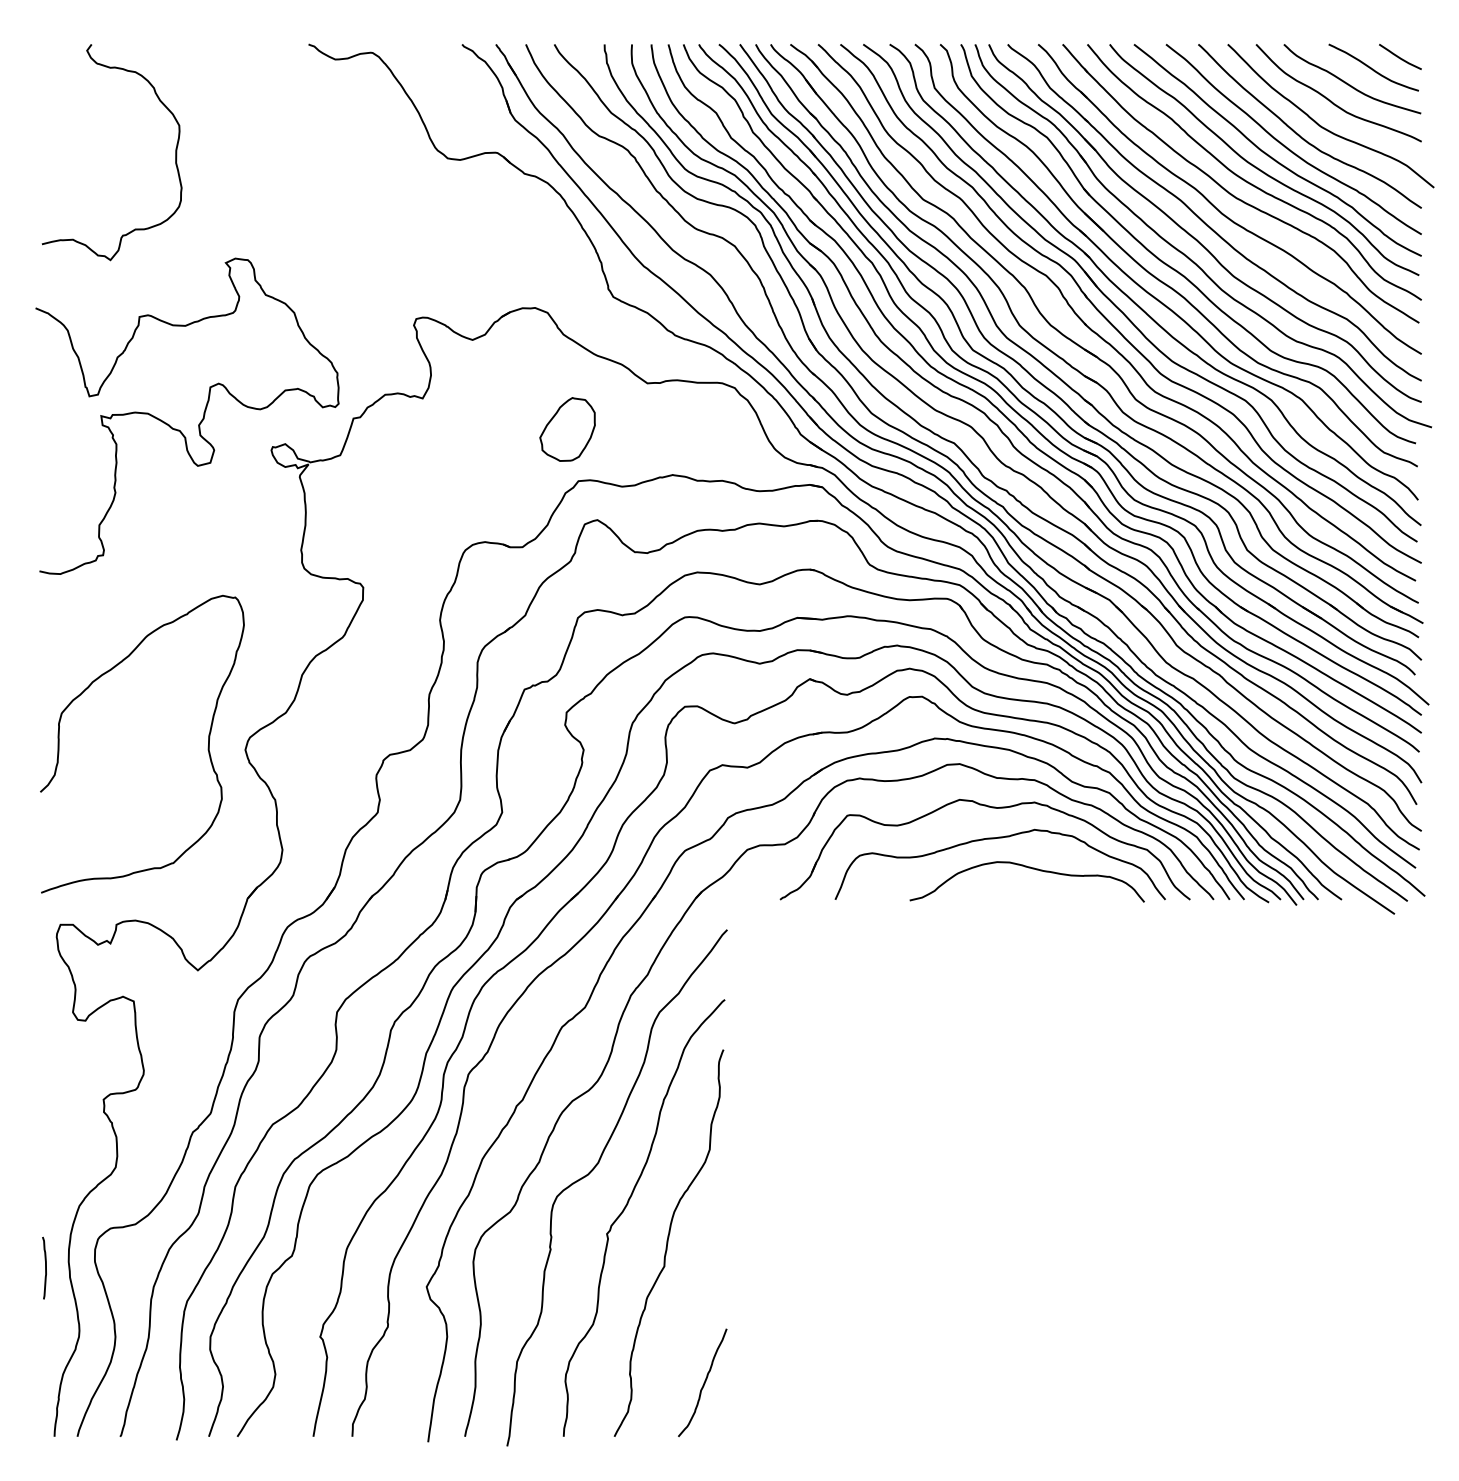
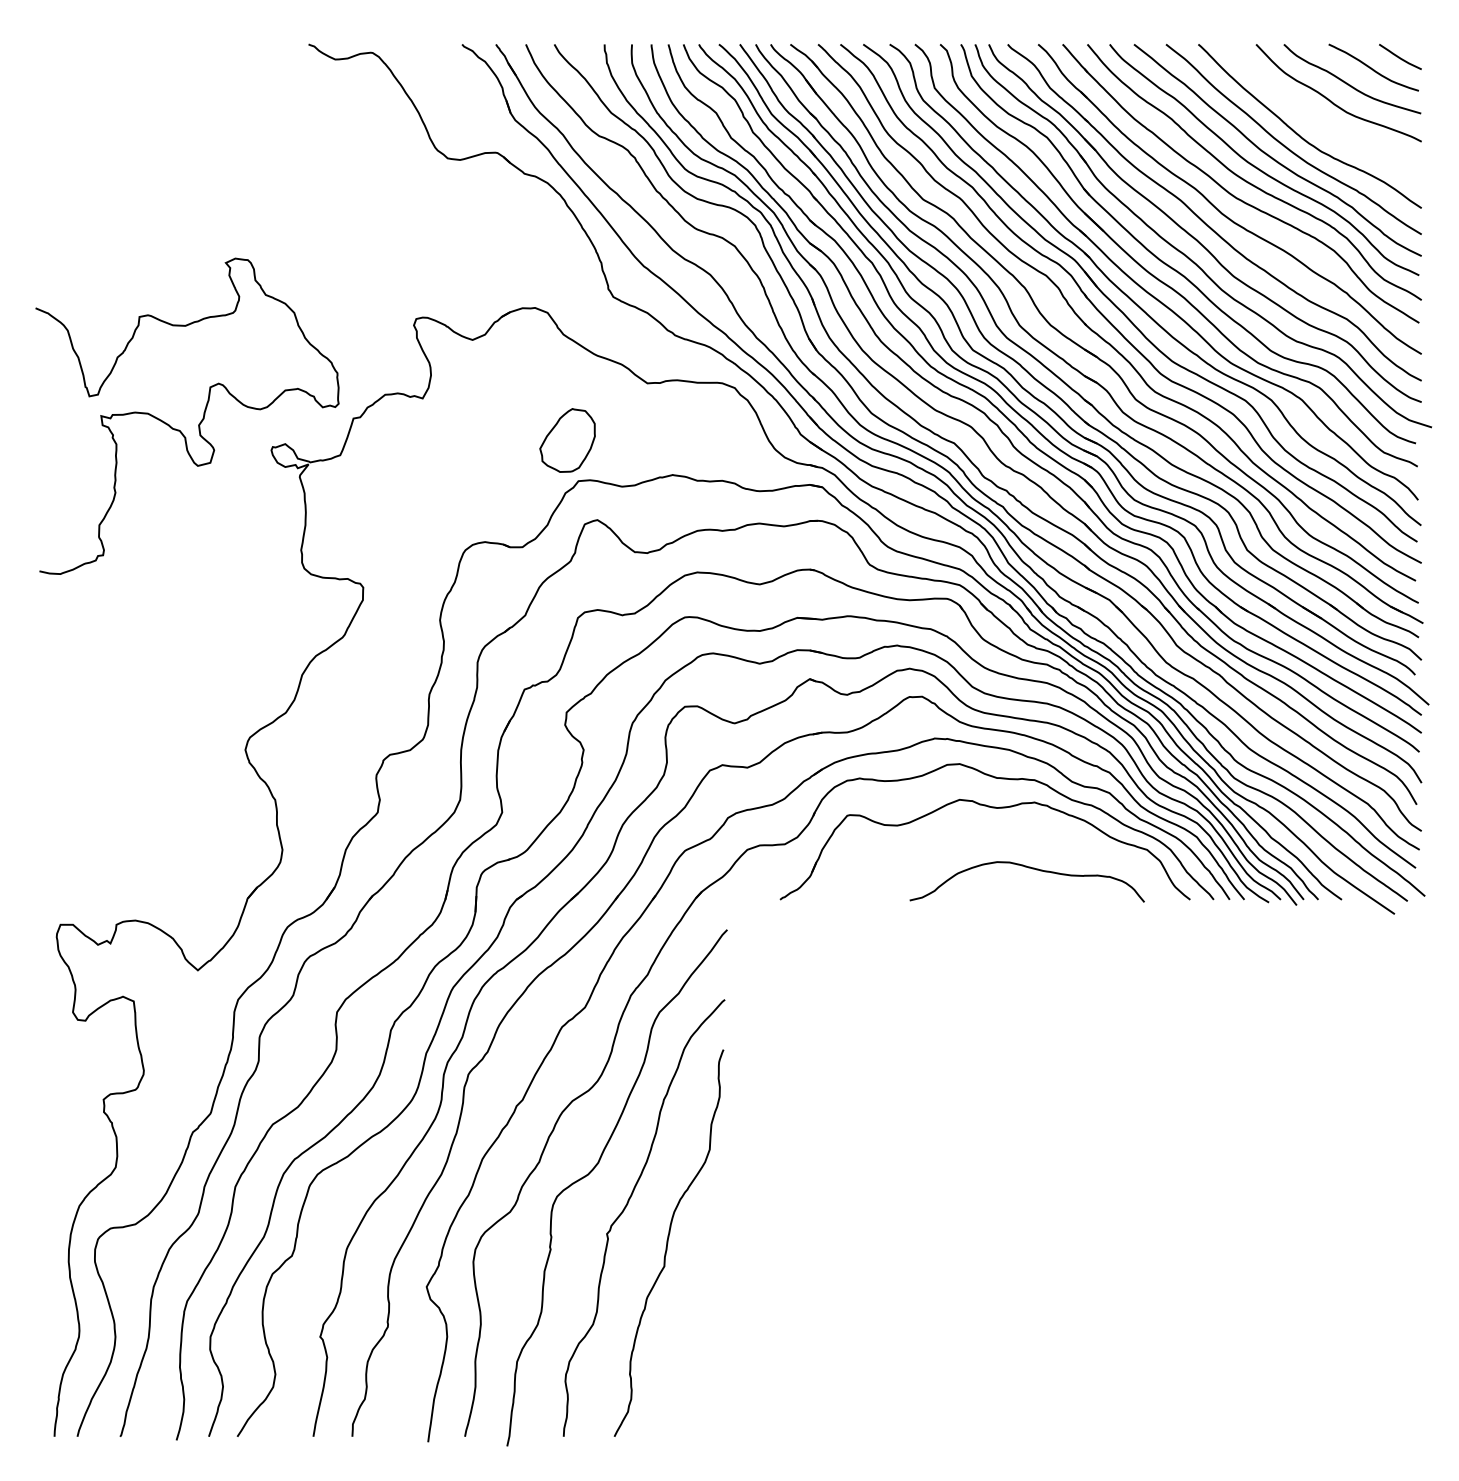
curve: present -> none (1324, 127)
curve: present -> none (175, 152)
part position: (567, 429) -> (567, 440) (567, 440)
curve: present -> none (207, 747)
curve: present -> none (994, 839)
curve: present -> none (45, 1267)
curve: present -> none (703, 1382)
